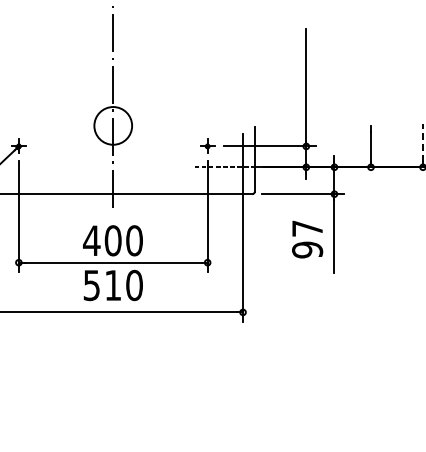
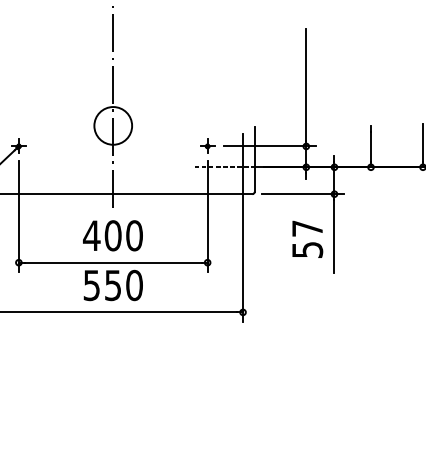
line: dashed -> solid (422, 142)
text position: (112, 240) -> (112, 235) (112, 235)
text: 97 -> 57 (307, 249)
text: 510 -> 550 (112, 285)
